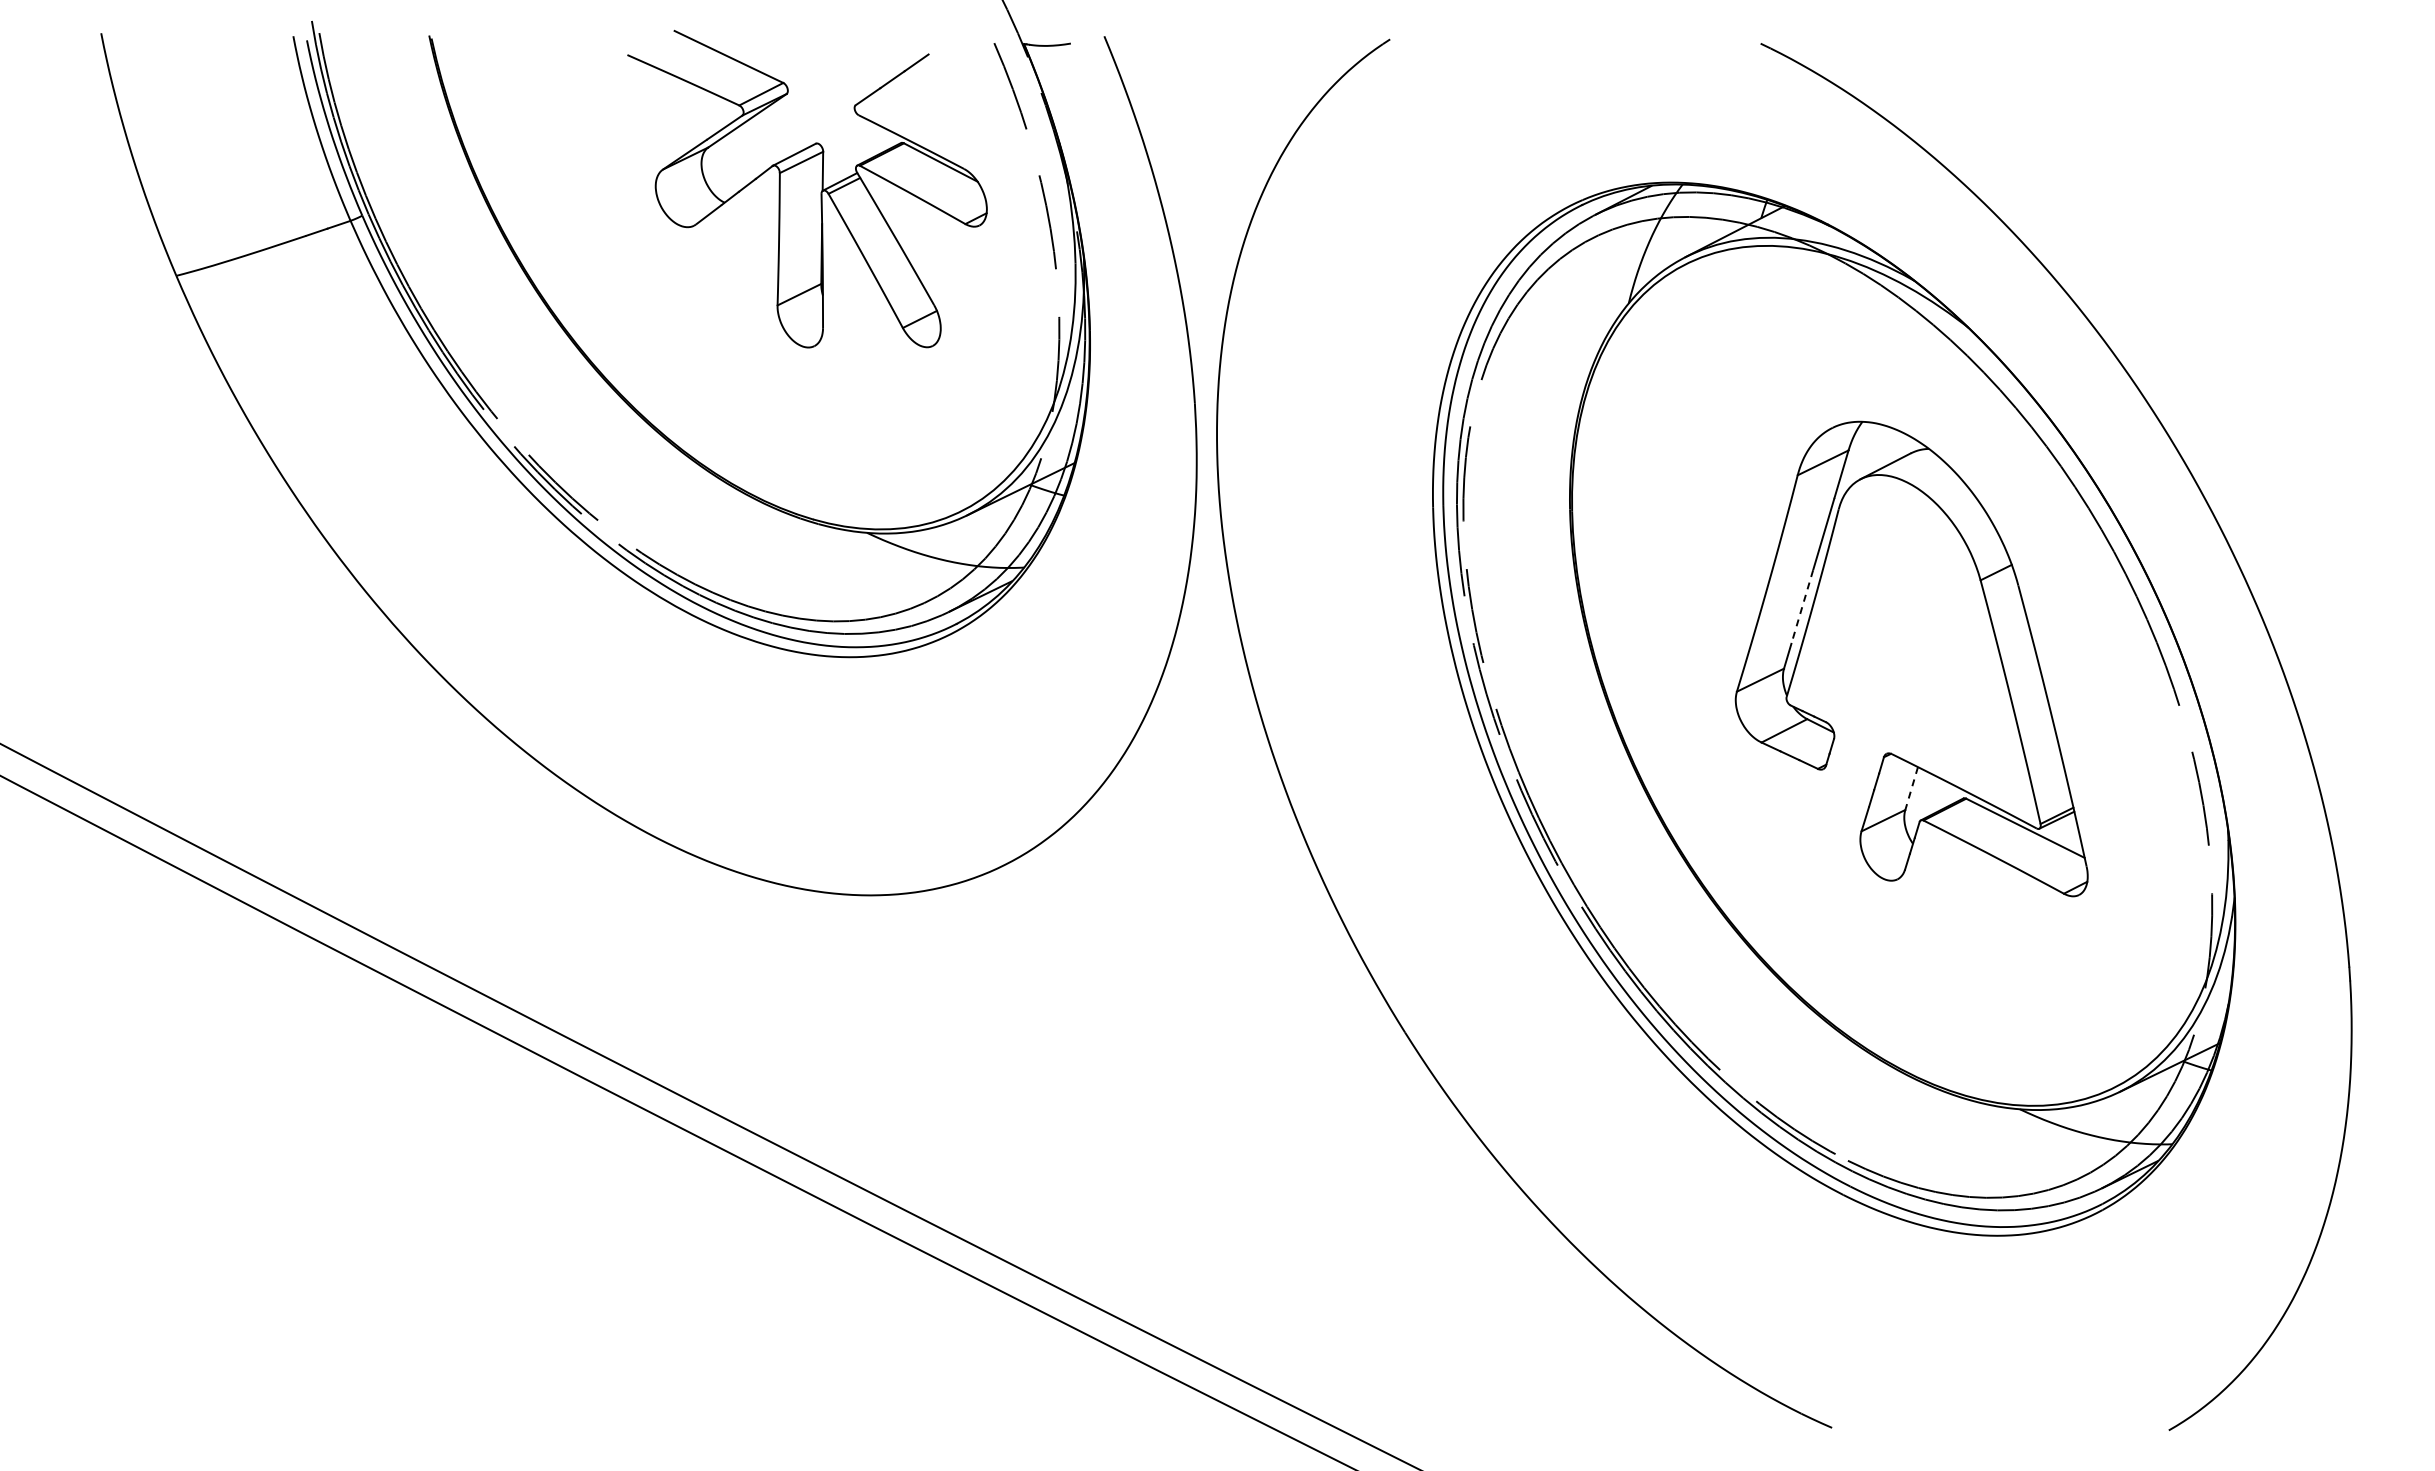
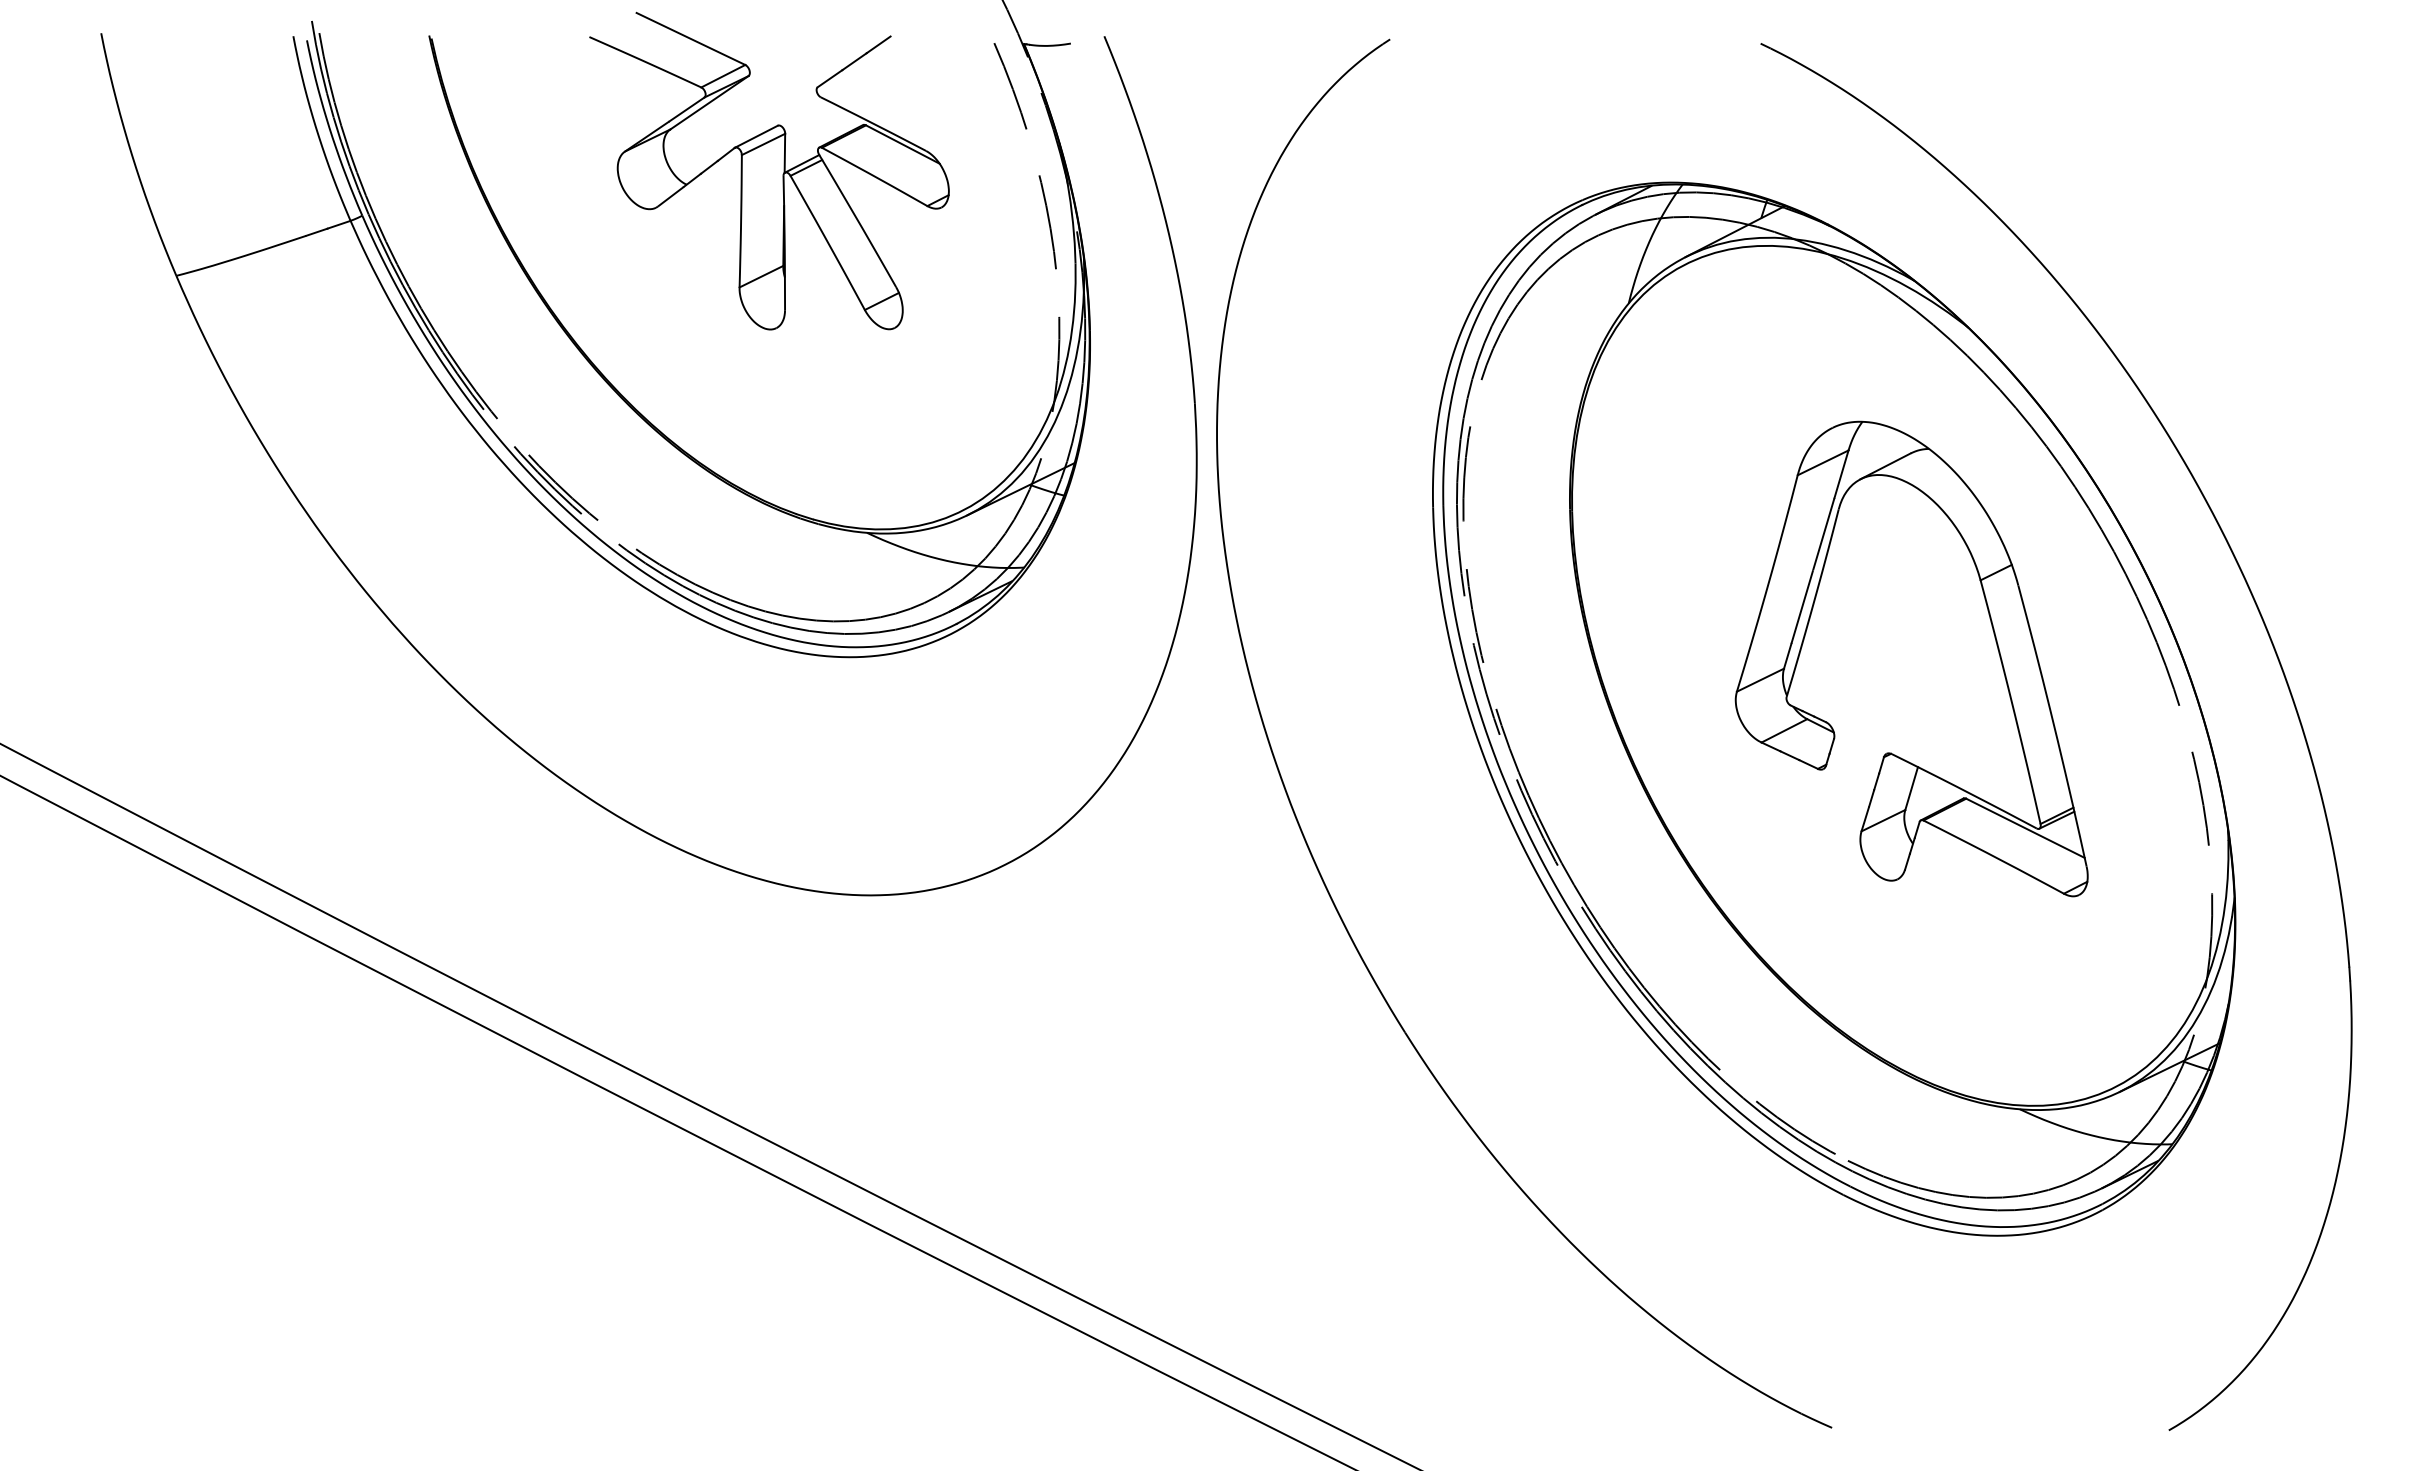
part position: (807, 188) -> (769, 170) (769, 170)
line: dashed -> solid (1802, 606)
line: dashed -> solid (1911, 789)
